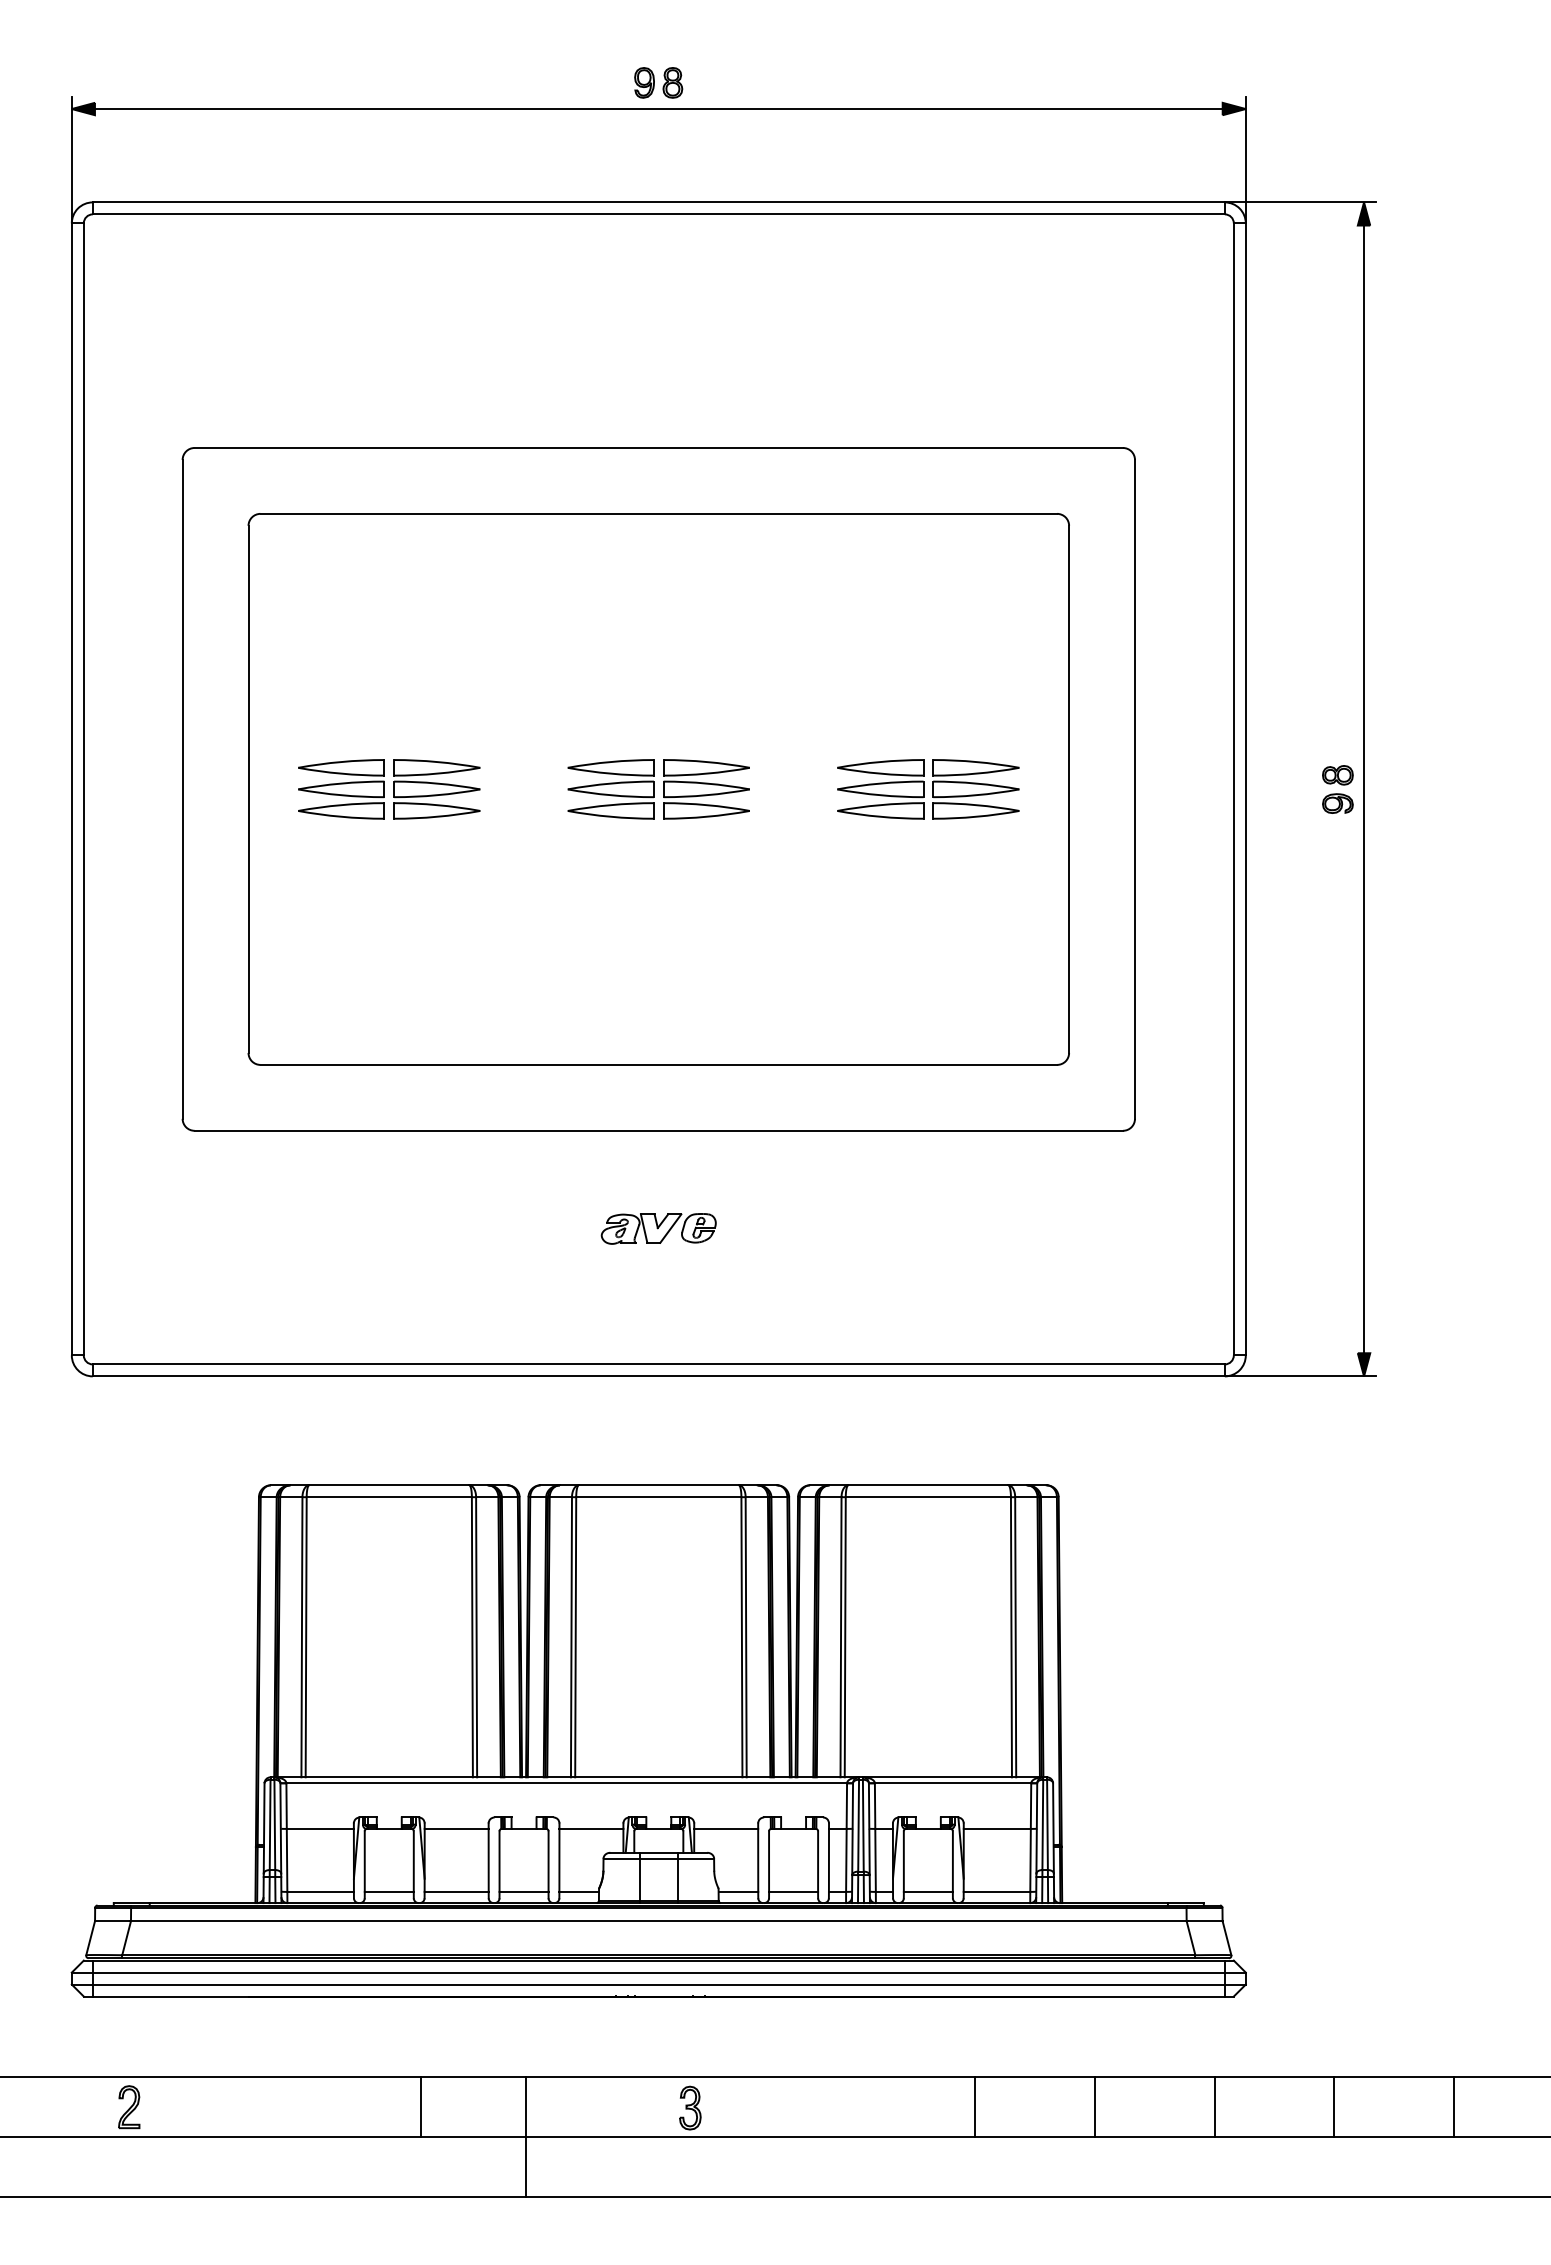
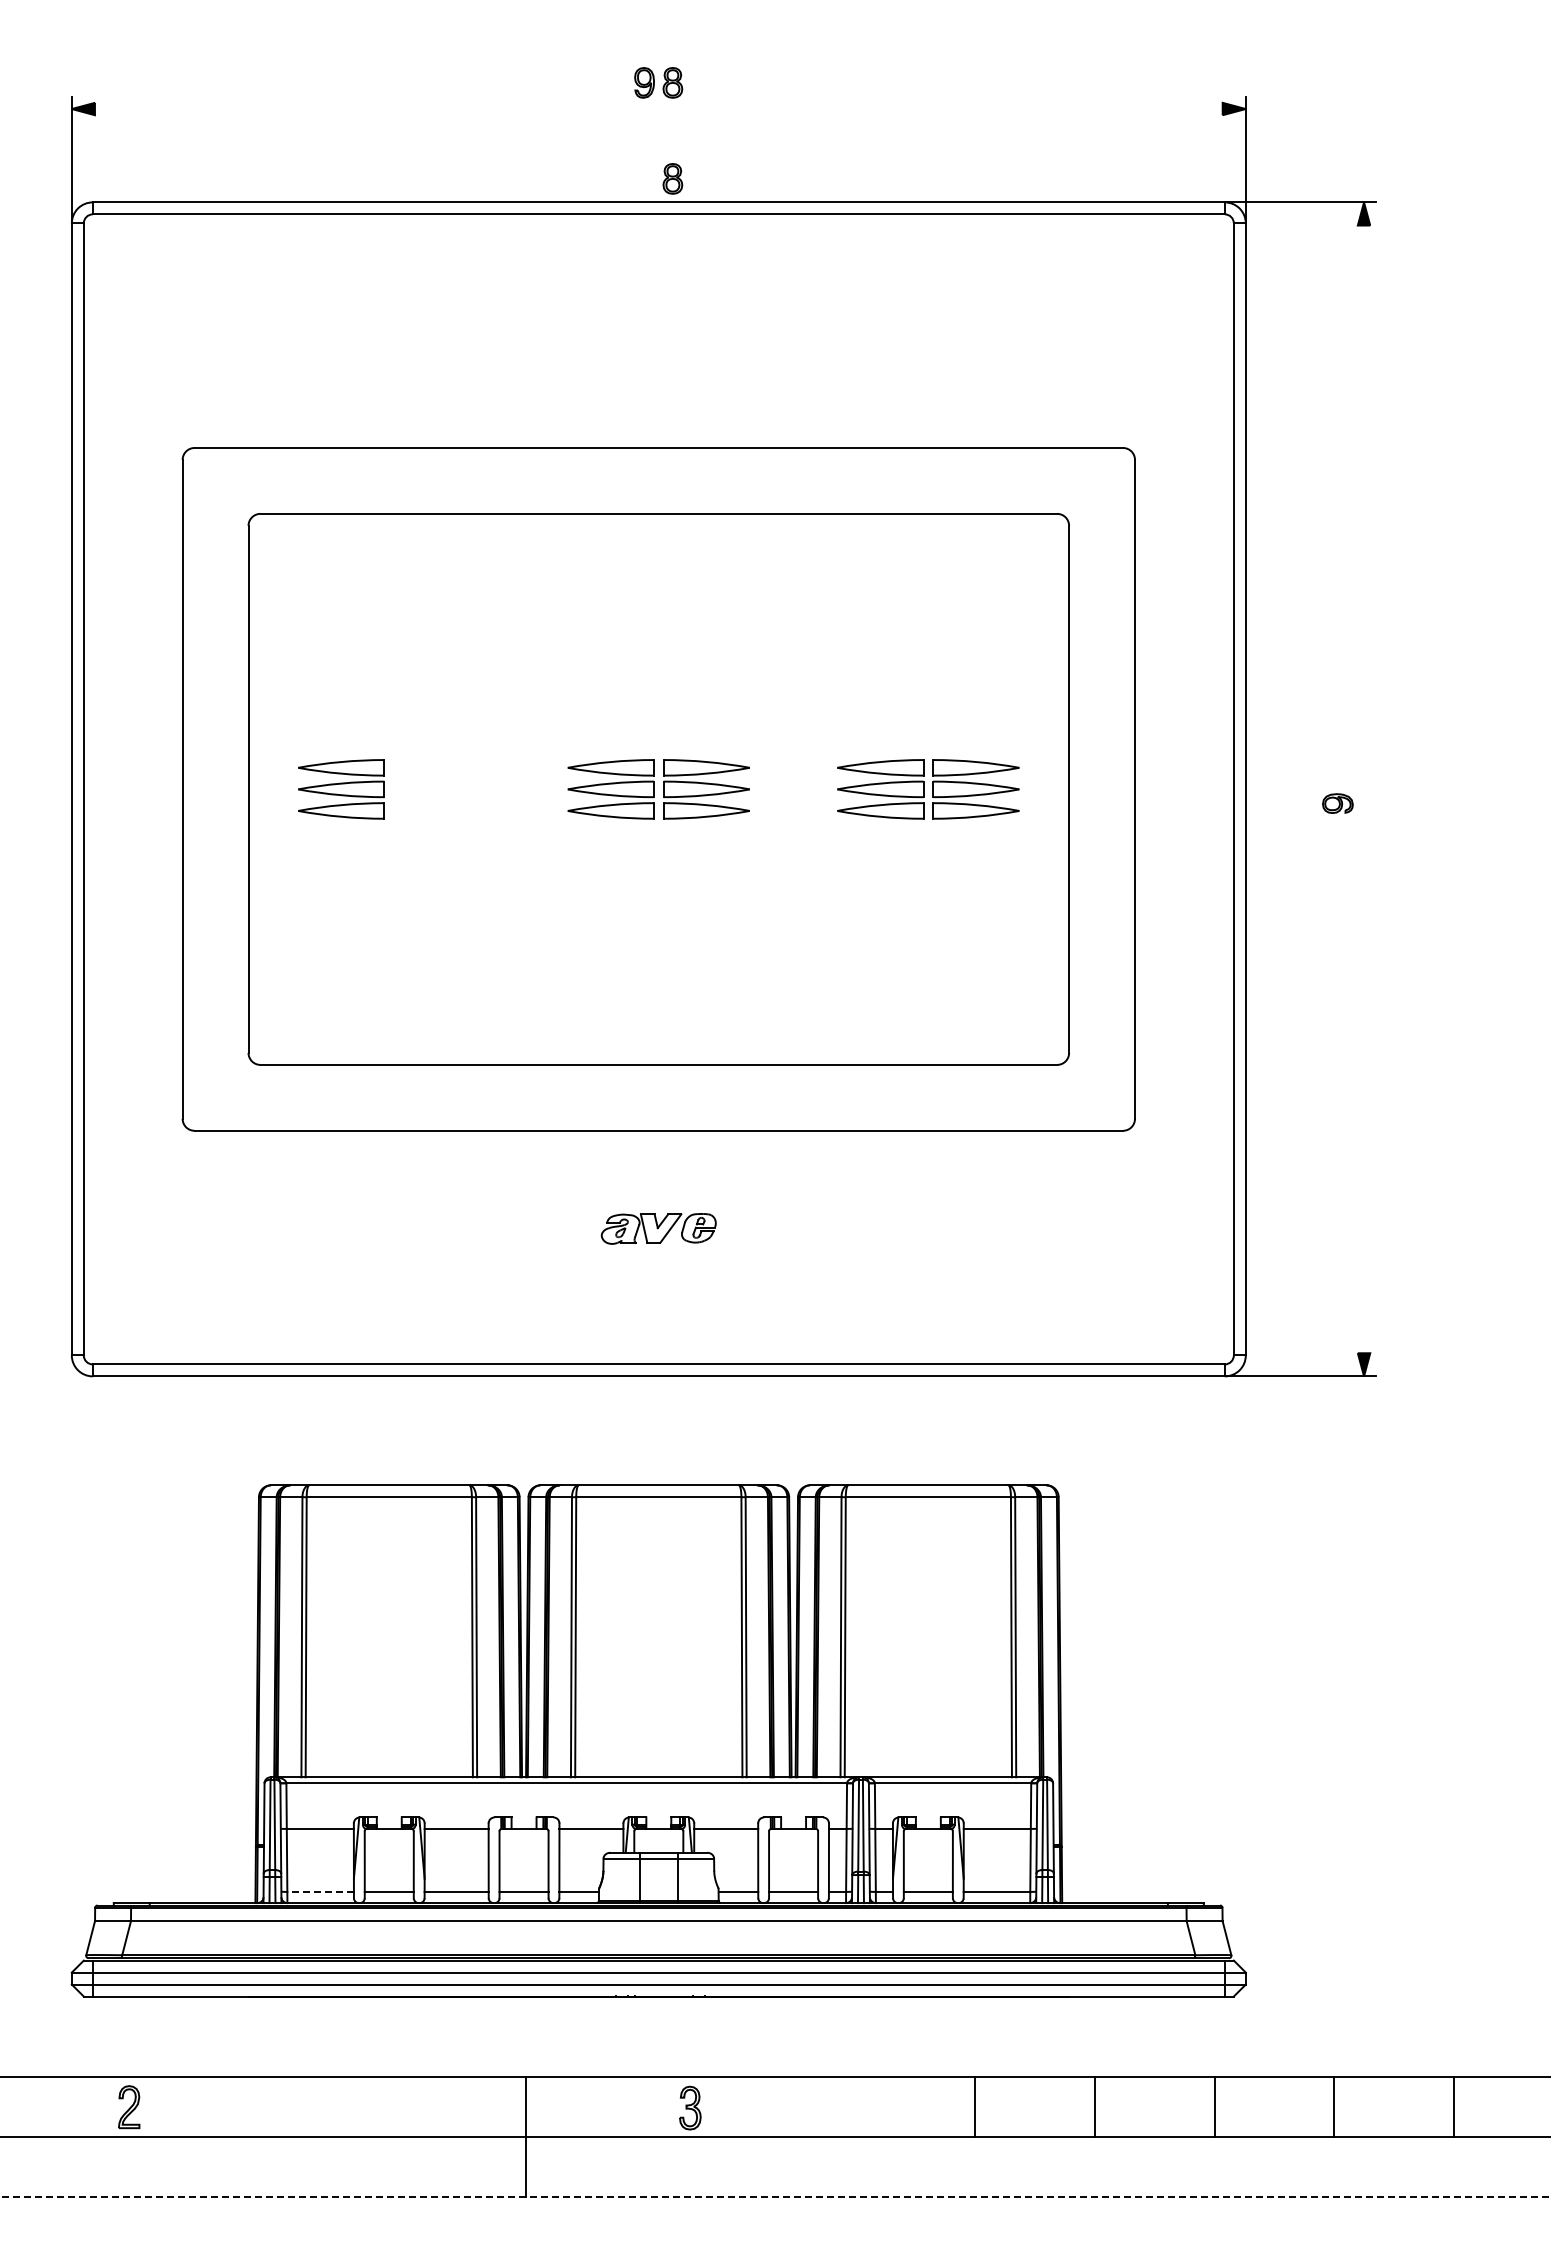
line: present -> none (658, 109)
part: none -> present (672, 178)
part: present -> none (1337, 775)
part: present -> none (436, 789)
line: present -> none (1364, 789)
line: solid -> dashed (320, 1891)
line: present -> none (420, 2107)
line: solid -> dashed (775, 2197)
